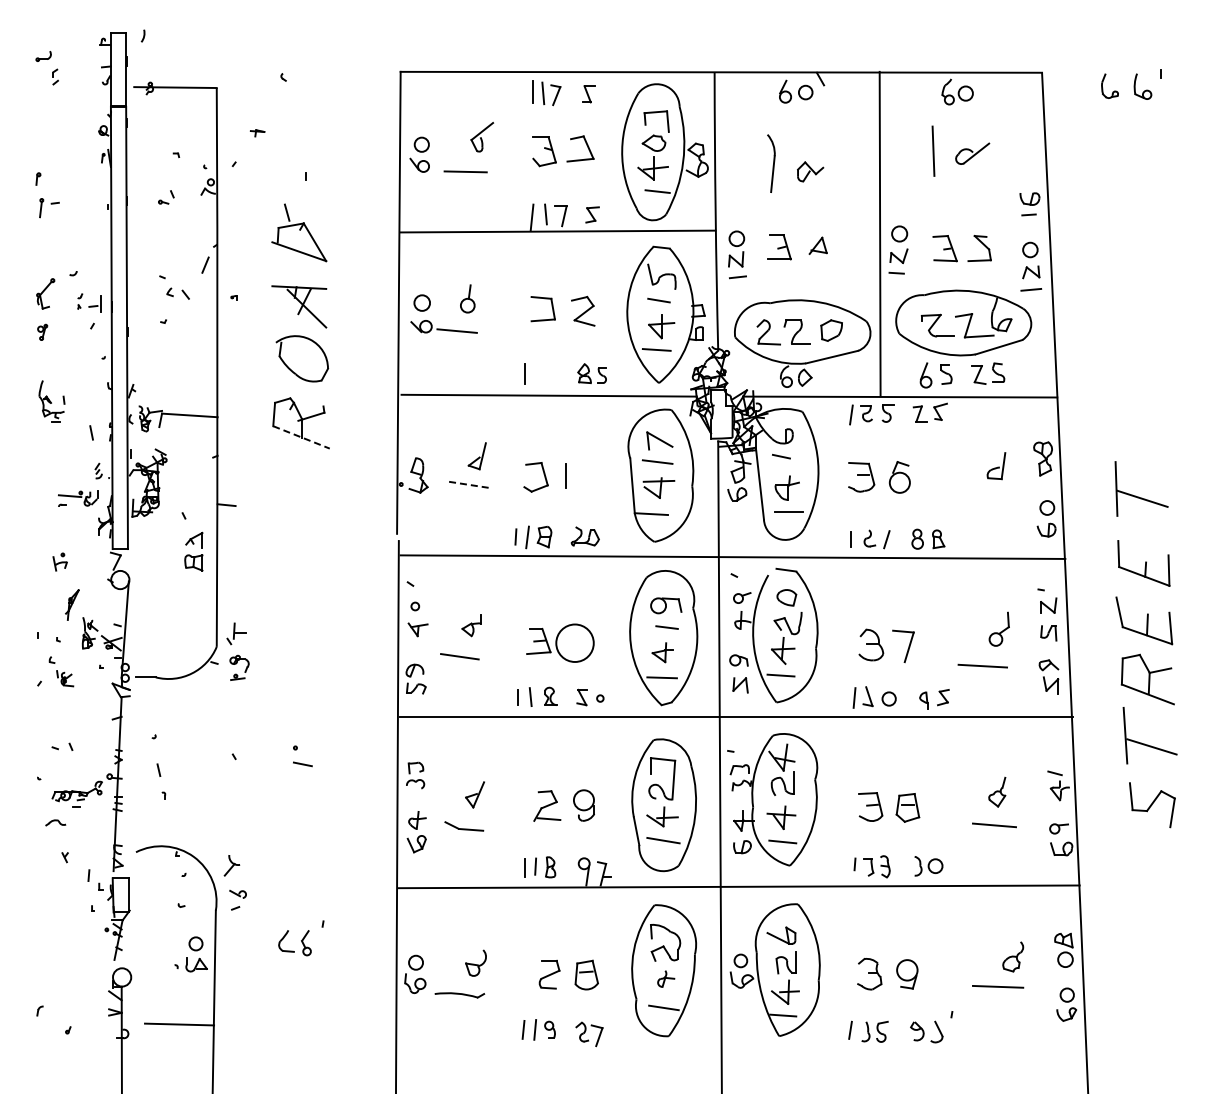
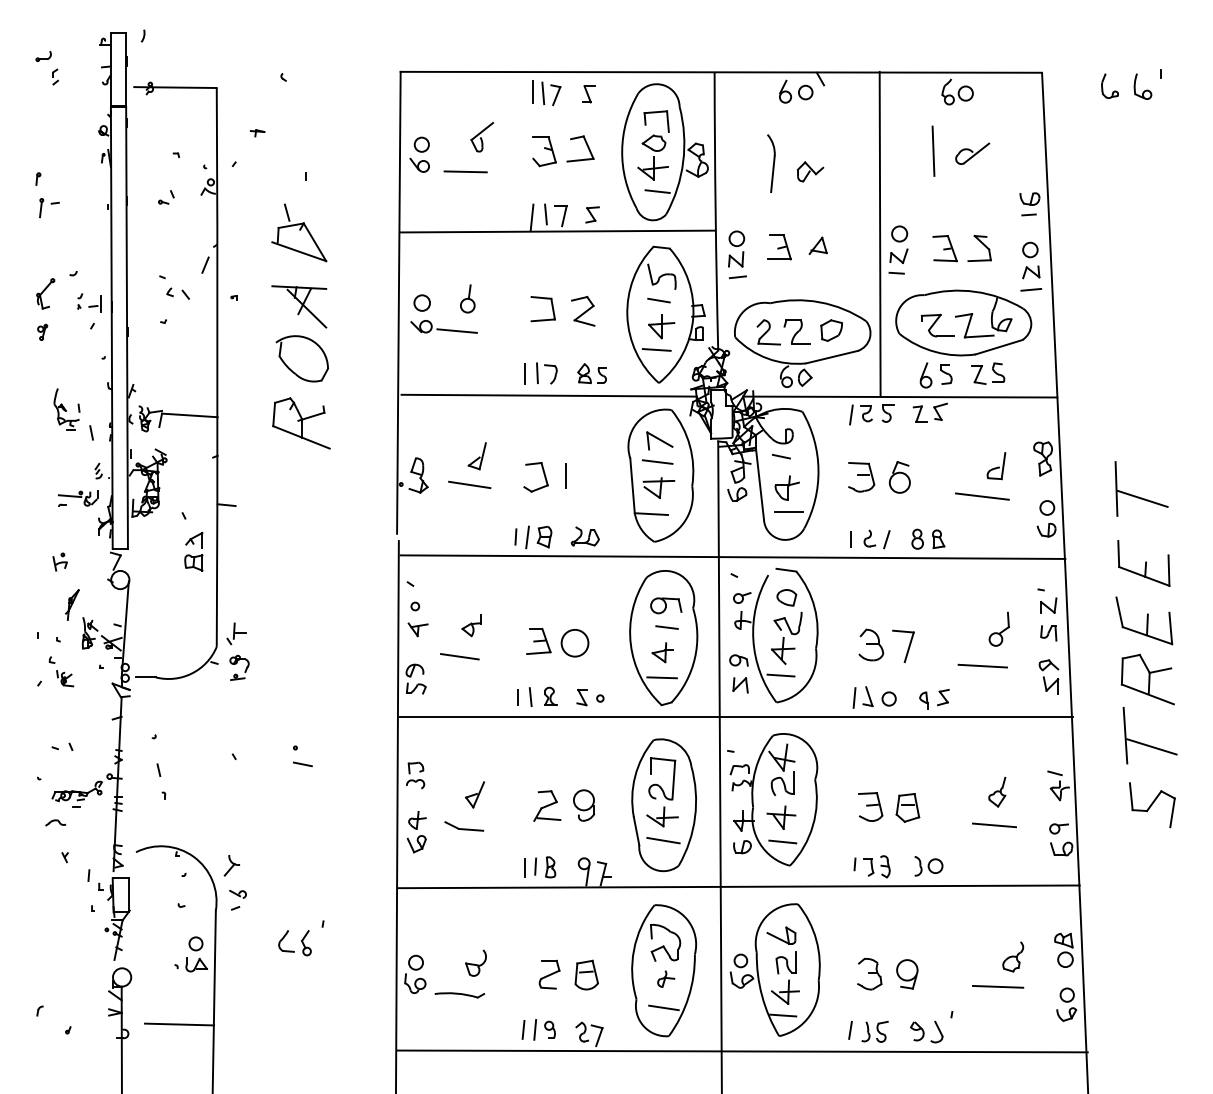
part: none -> present (546, 366)
part position: (51, 401) -> (66, 409) (66, 409)
line: dashed -> solid (302, 437)
line: dashed -> solid (469, 484)
line: none -> present (981, 496)
circle diameter: 37 px -> 27 px (574, 642)
line: none -> present (742, 1051)
